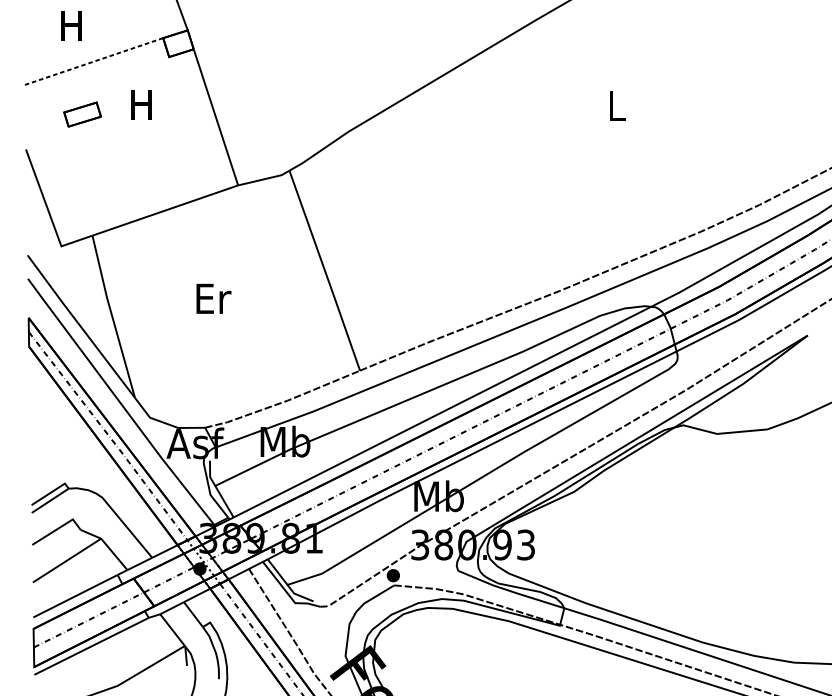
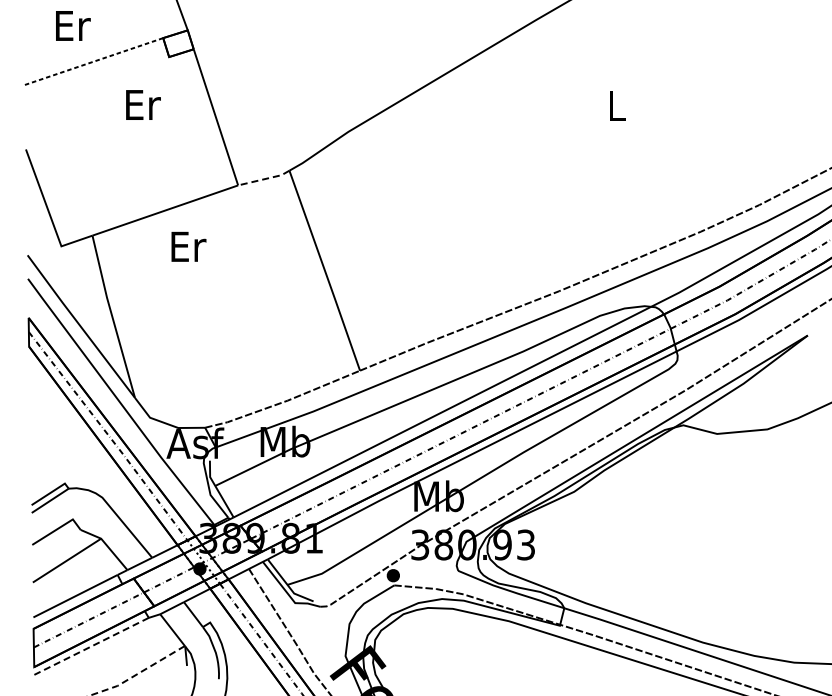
text: H -> Er (73, 25)
text: H -> Er (143, 104)
part: present -> none (82, 114)
line: solid -> dashed (265, 179)
text position: (213, 298) -> (188, 246) (188, 246)
line: solid -> dashed (91, 646)
line: solid -> dashed (138, 673)
